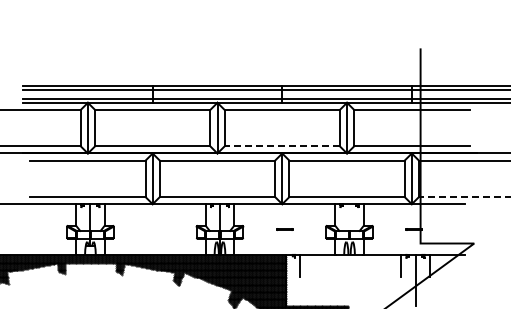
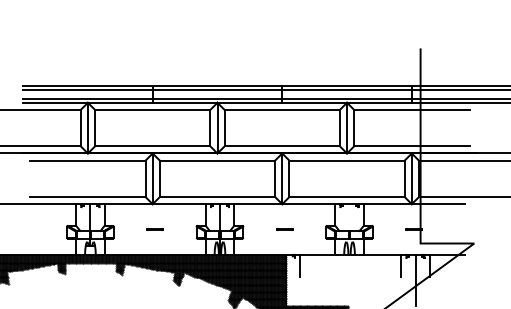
line: dashed -> solid (282, 146)
line: dashed -> solid (464, 197)
line: none -> present (154, 229)
